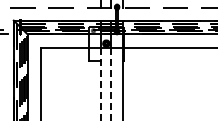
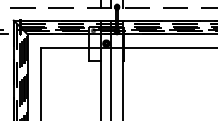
line: dashed -> solid (100, 84)
line: dashed -> solid (111, 84)
